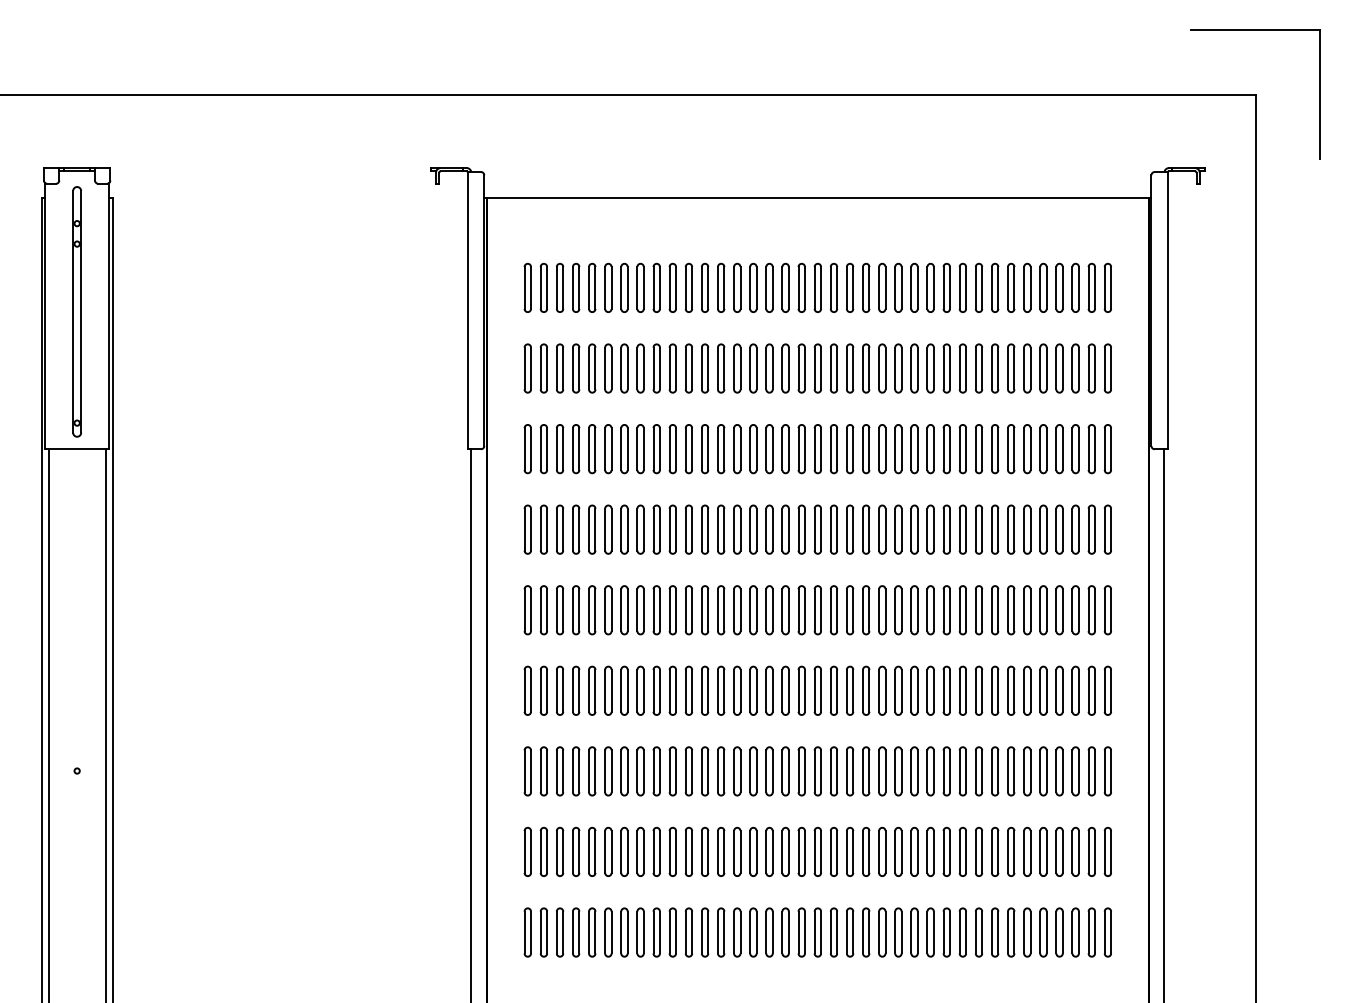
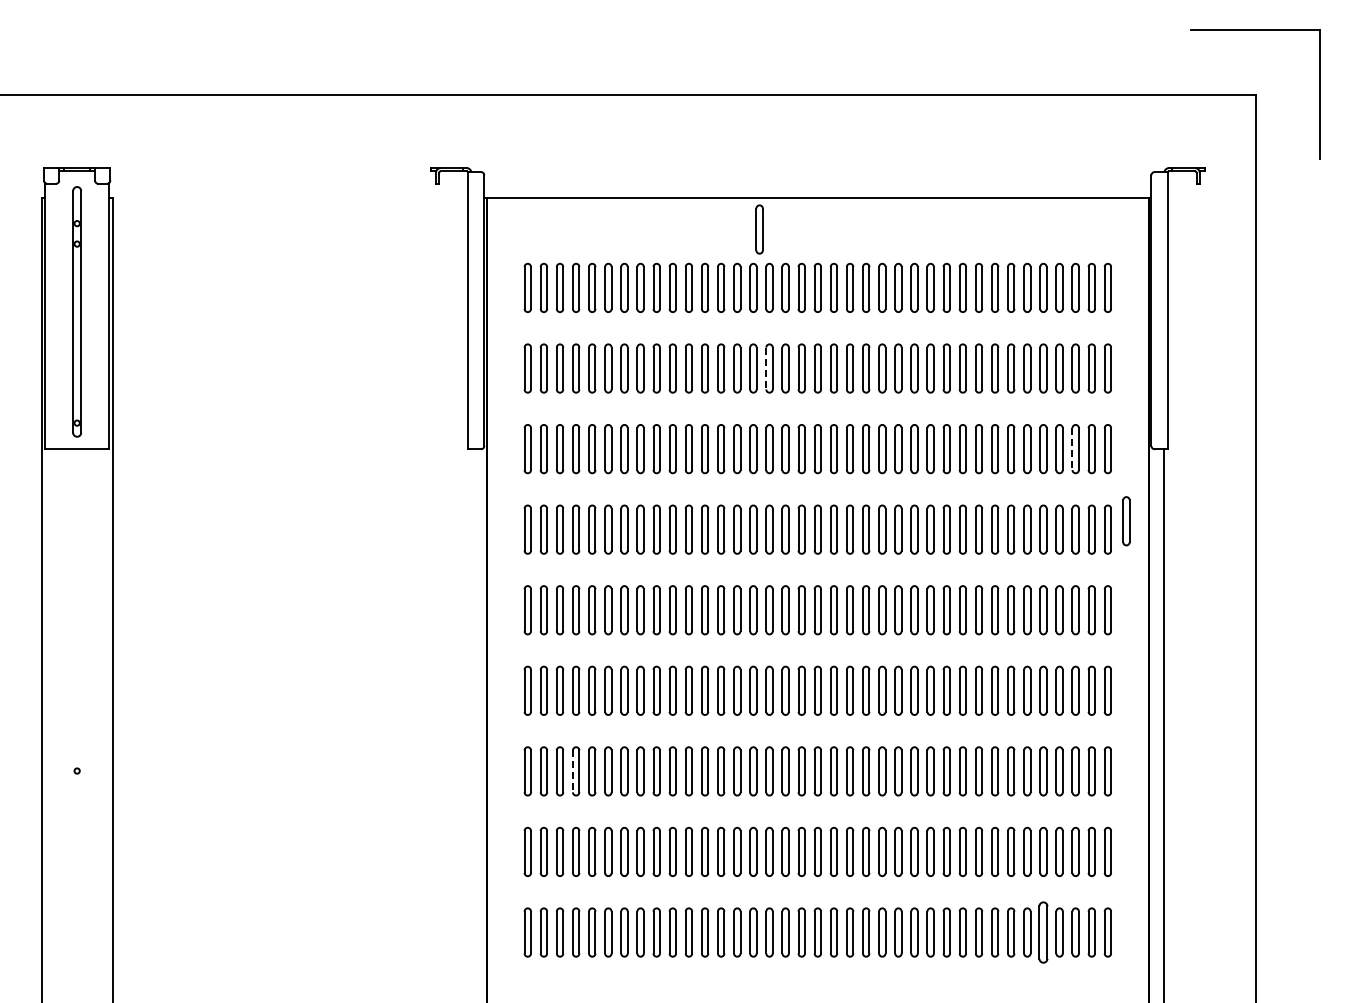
part: none -> present (759, 229)
line: solid -> dashed (766, 368)
line: solid -> dashed (1072, 449)
part: none -> present (1126, 521)
line: present -> none (48, 723)
line: present -> none (105, 723)
line: present -> none (471, 724)
line: solid -> dashed (572, 771)
part size: 9x51 px -> 11x63 px (1043, 932)
